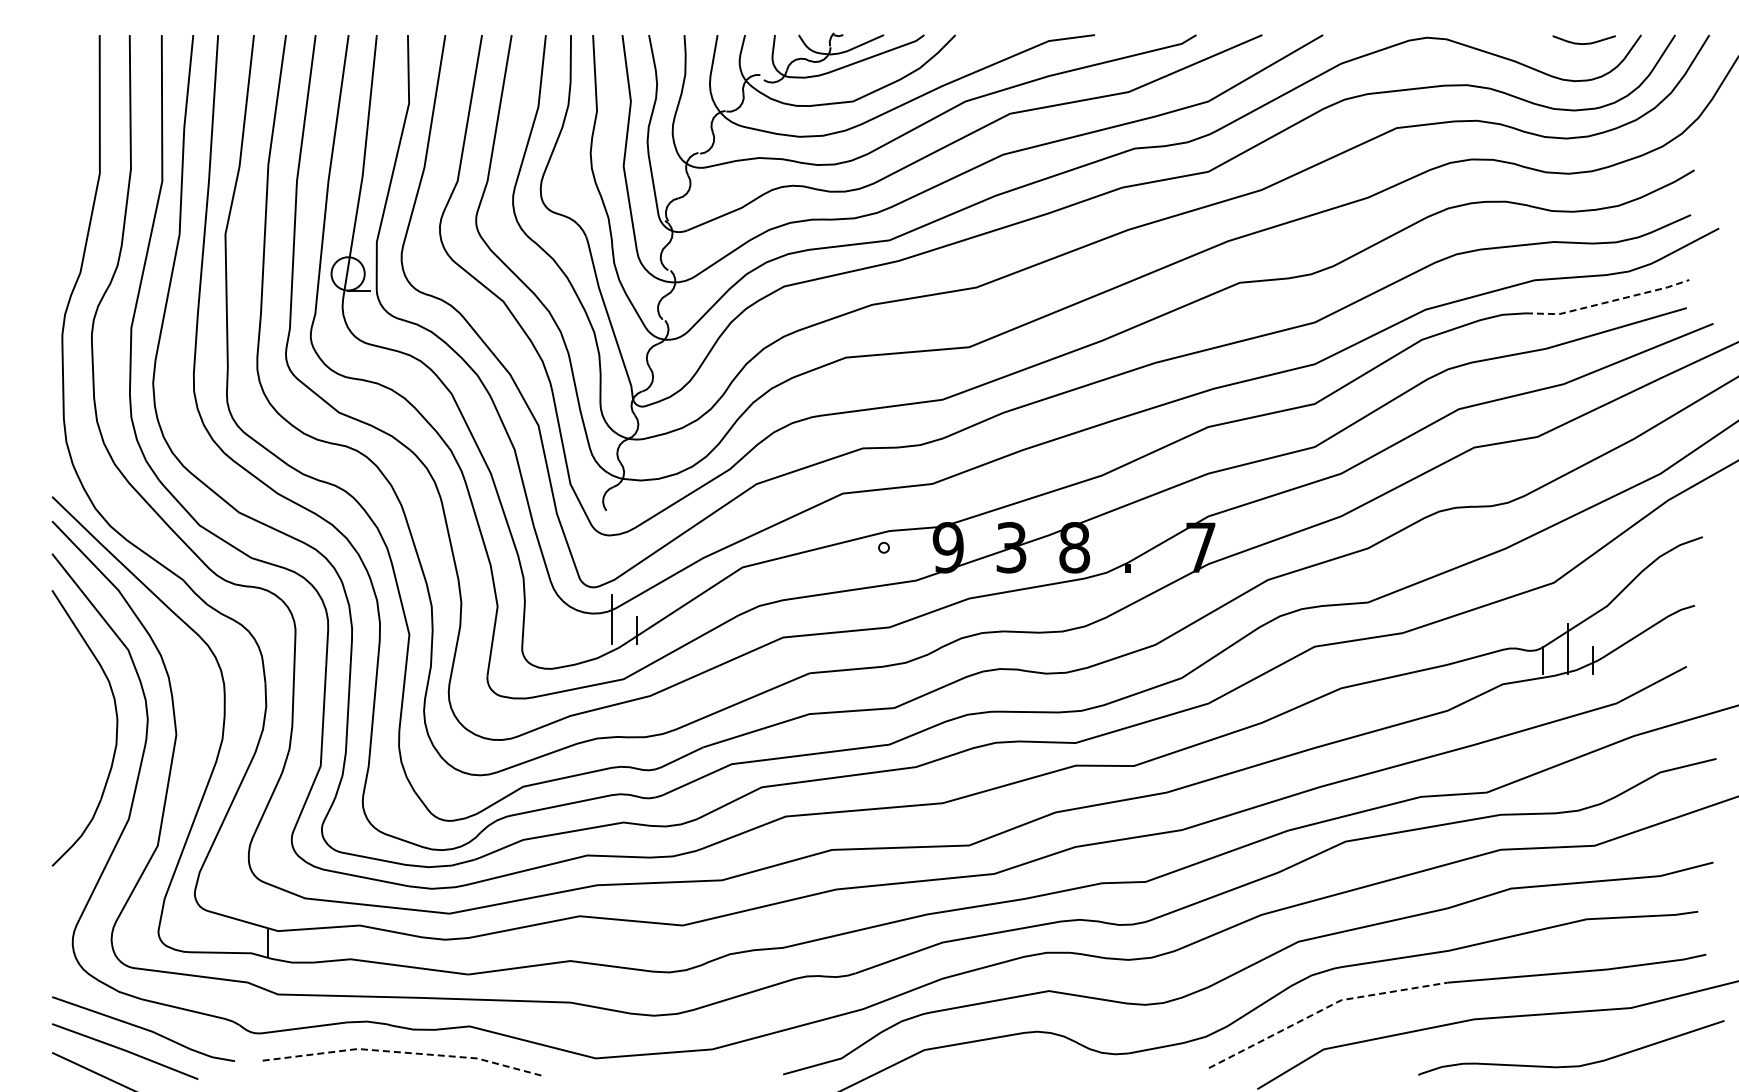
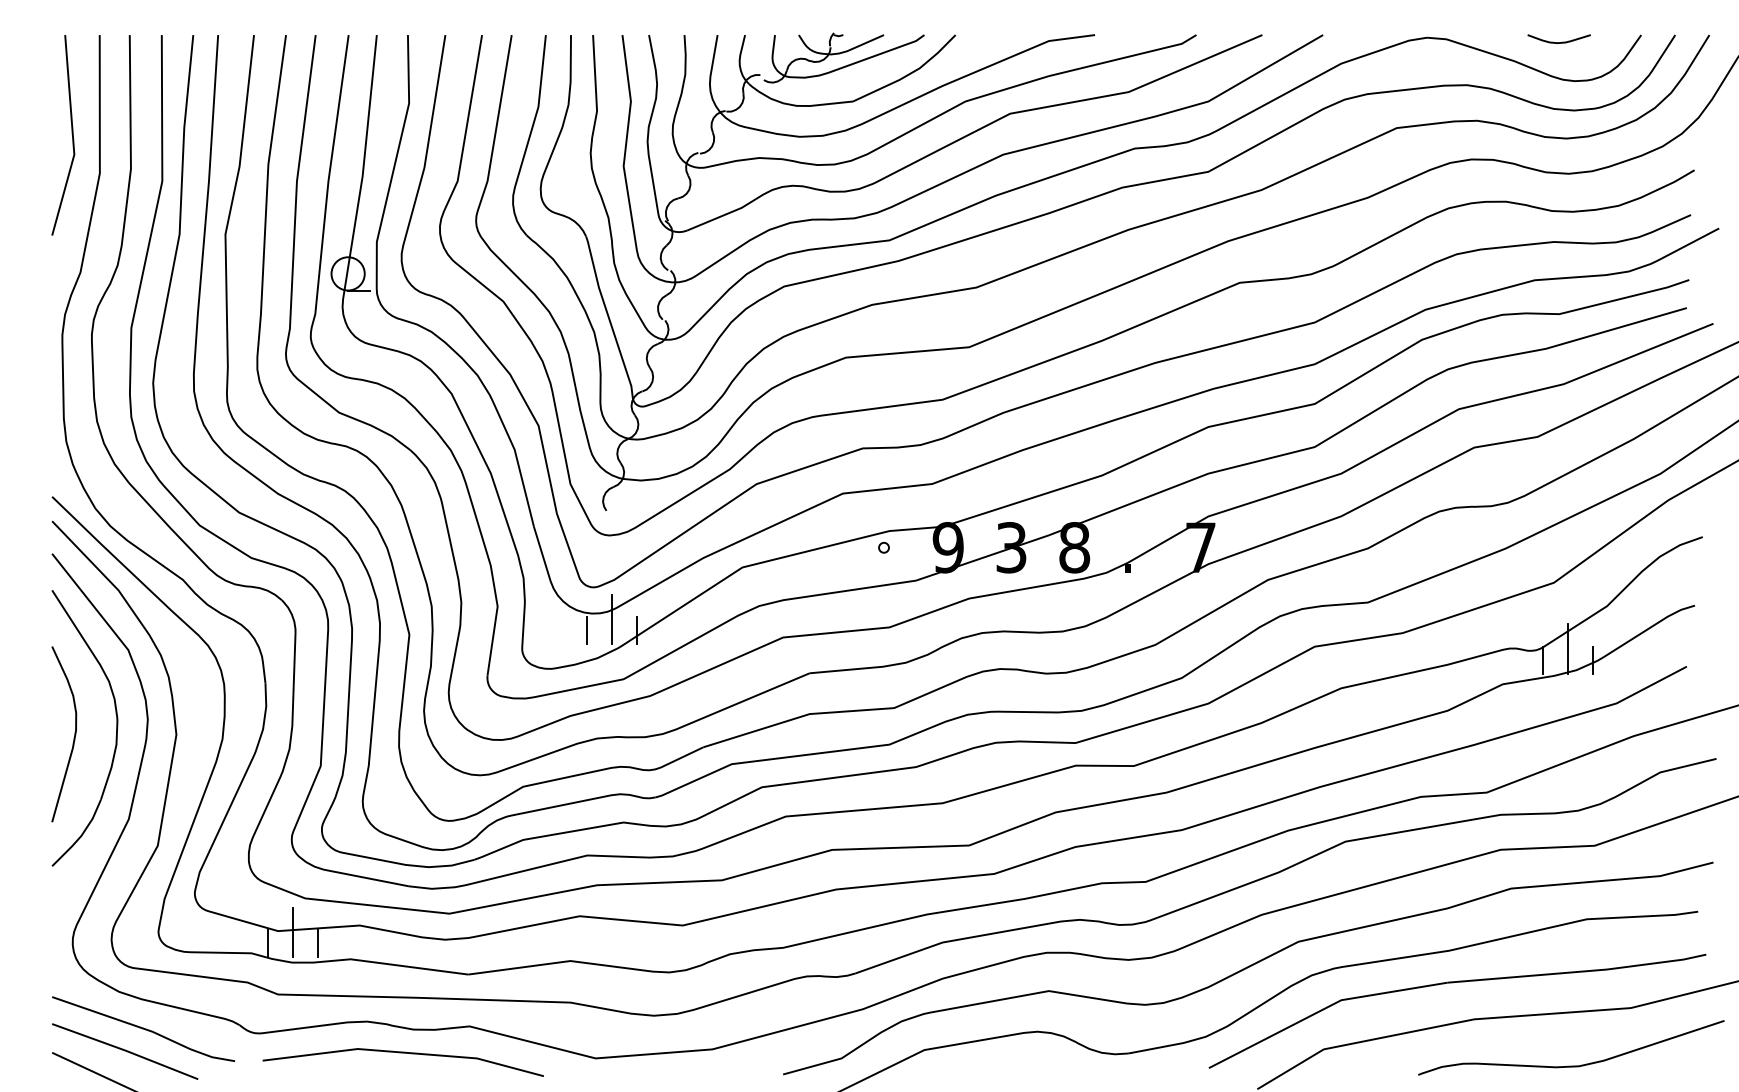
curve position: (1583, 43) -> (1558, 42) (1558, 42)
line: none -> present (71, 134)
line: dashed -> solid (1608, 302)
line: none -> present (587, 630)
curve: none -> present (73, 737)
line: none -> present (292, 932)
line: none -> present (317, 943)
line: dashed -> solid (1323, 1009)
line: dashed -> solid (404, 1052)
